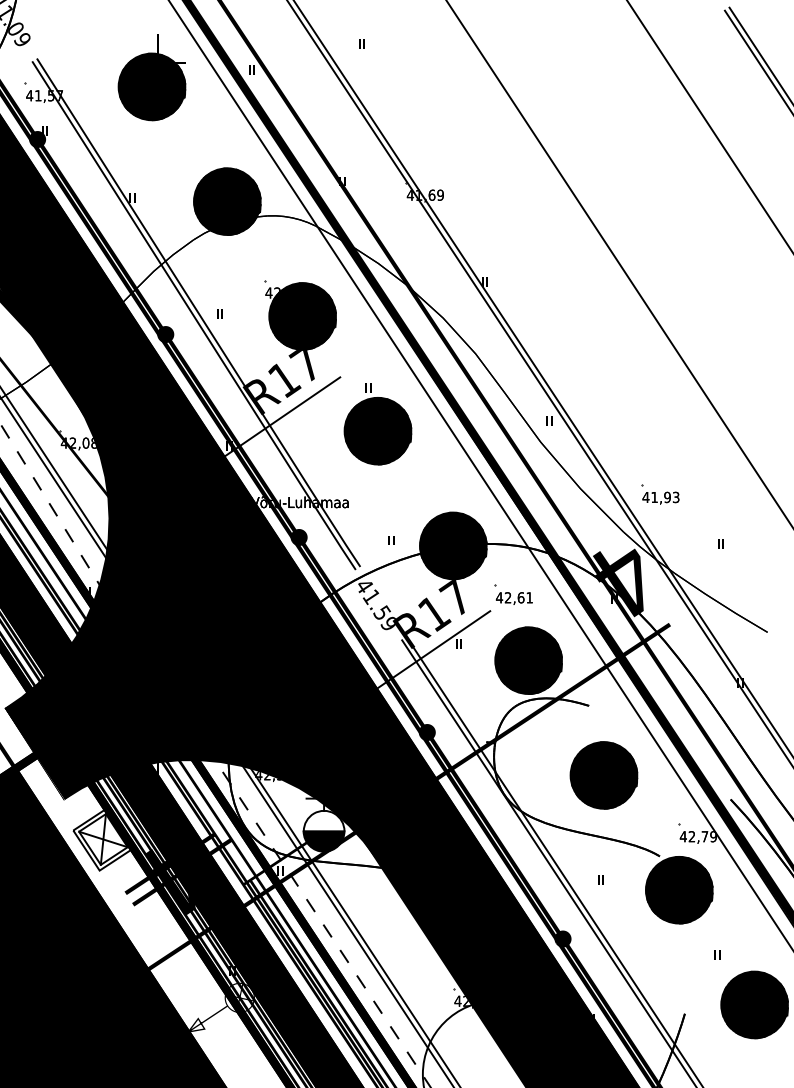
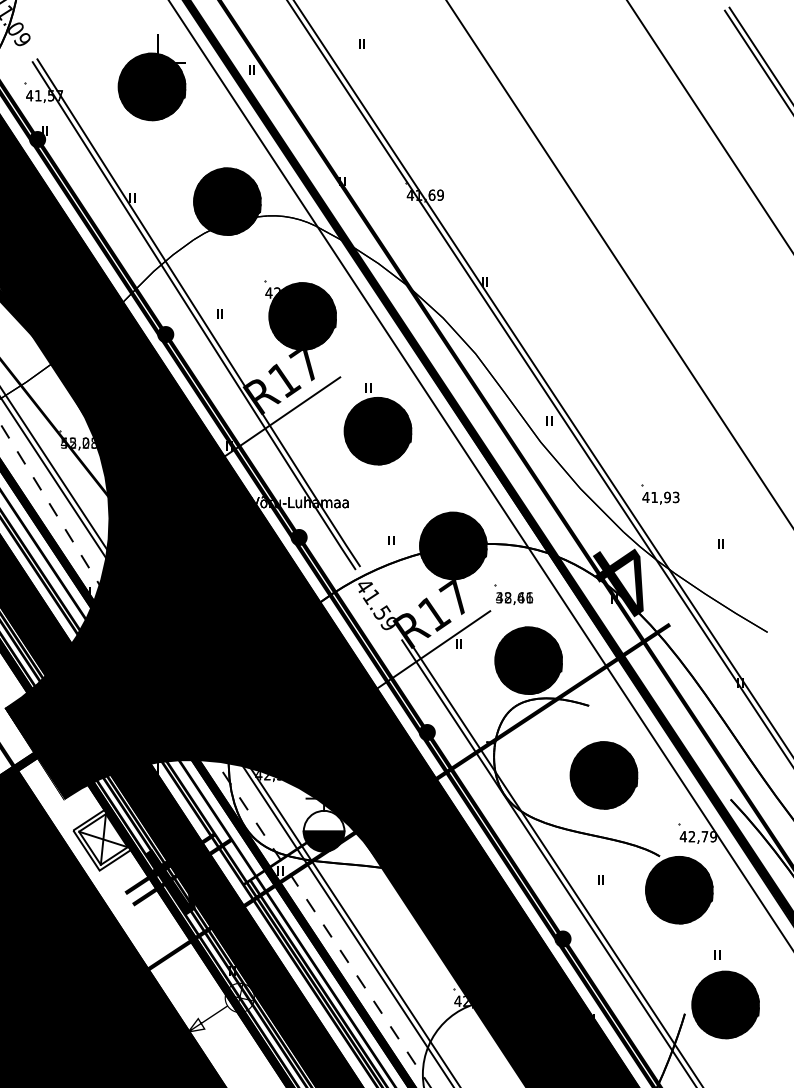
text: 42,08 -> 55,23 (77, 442)
text: 42,61 -> 38,46 (514, 597)
part position: (754, 1004) -> (725, 1004) (725, 1004)
